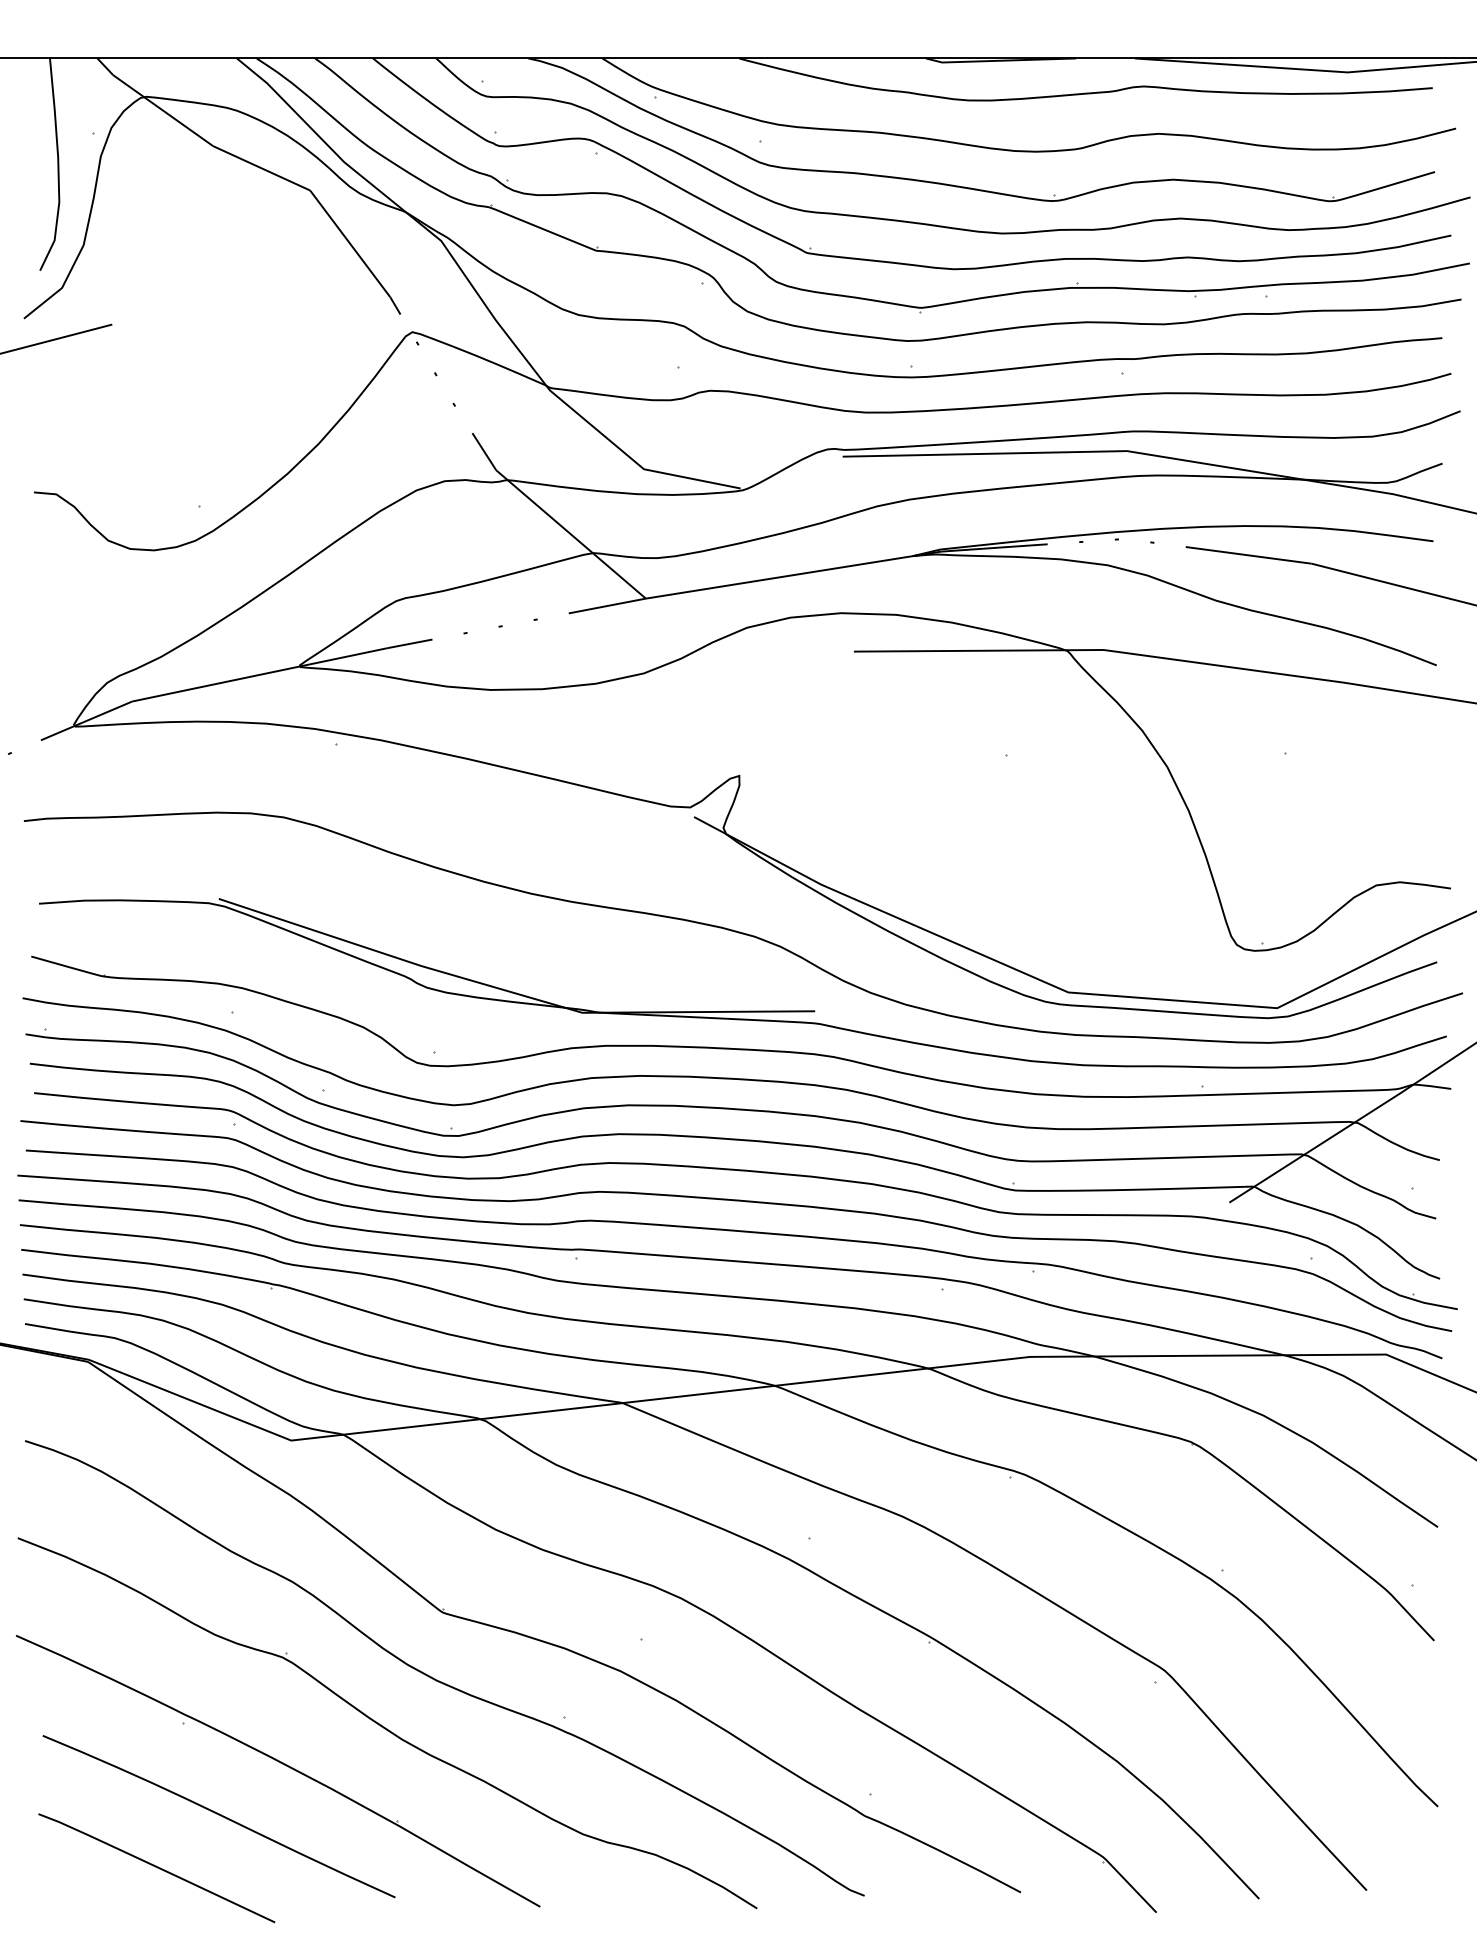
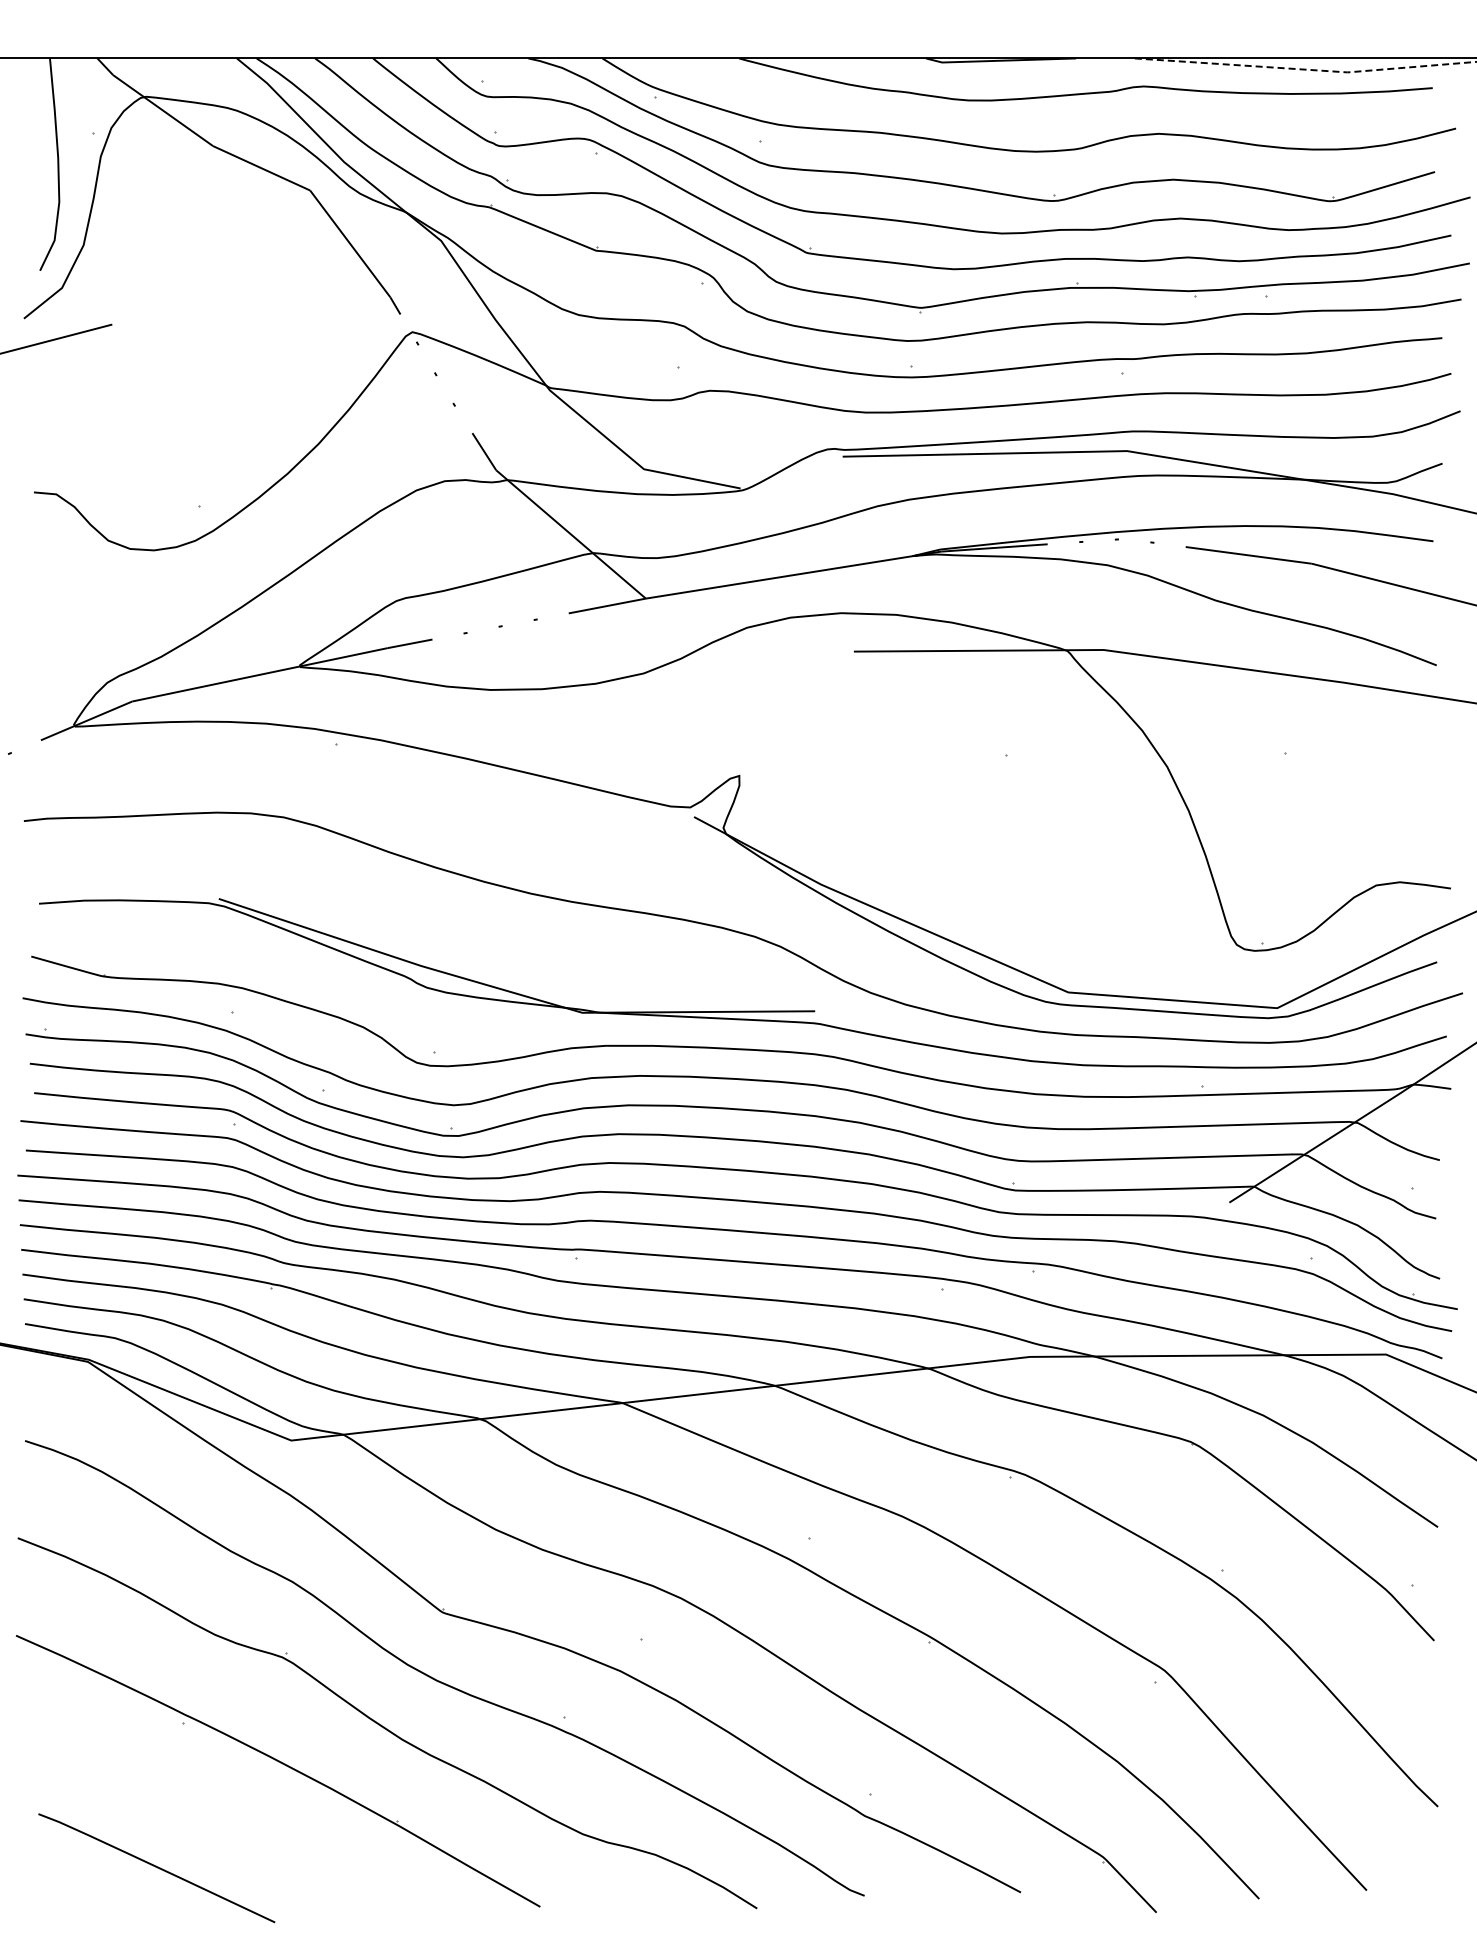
line: solid -> dashed (1306, 69)
curve: present -> none (218, 1815)
